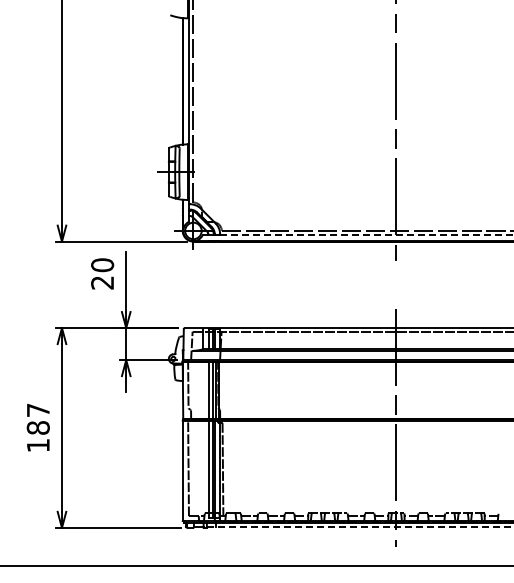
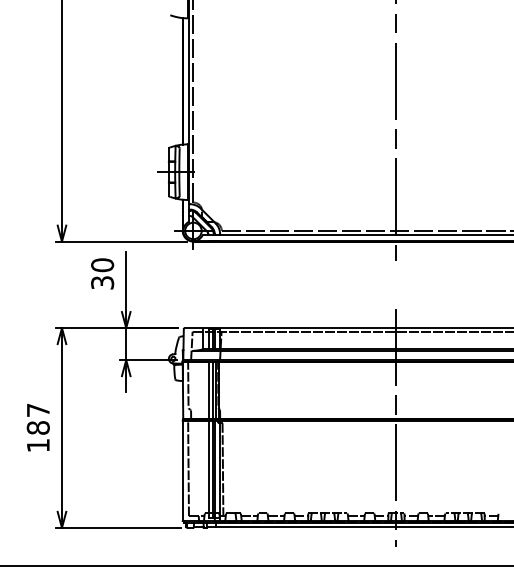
line: dashed -> solid (366, 235)
text: 20 -> 30 (102, 282)
line: dashed -> solid (360, 527)
